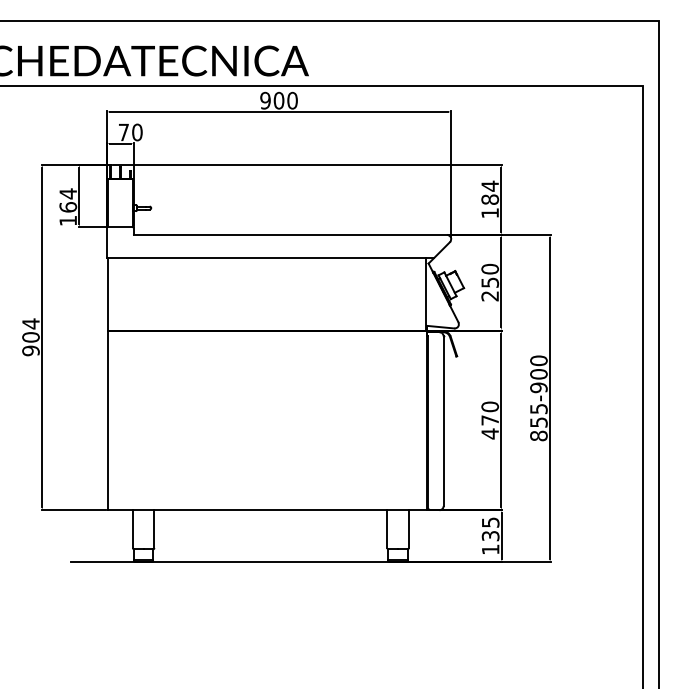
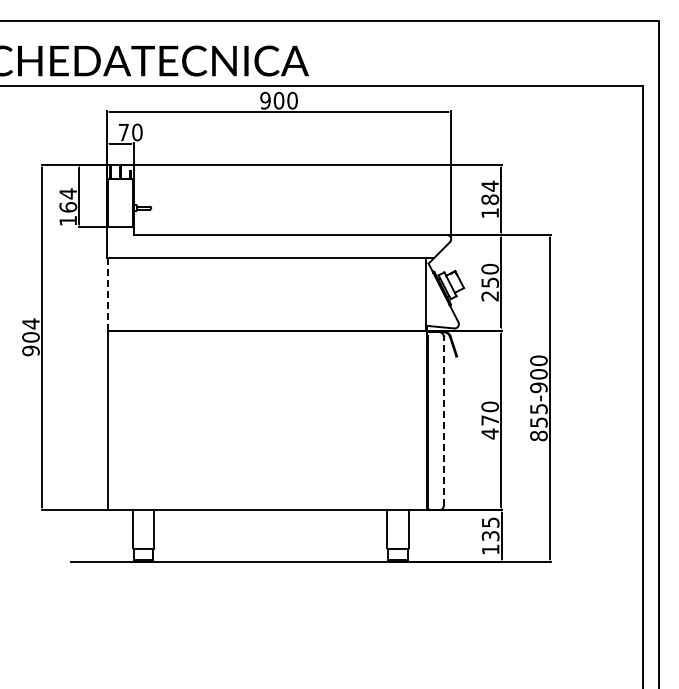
line: solid -> dashed (107, 294)
line: solid -> dashed (443, 421)
